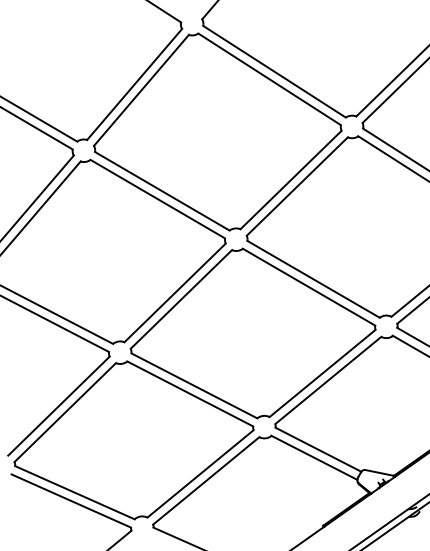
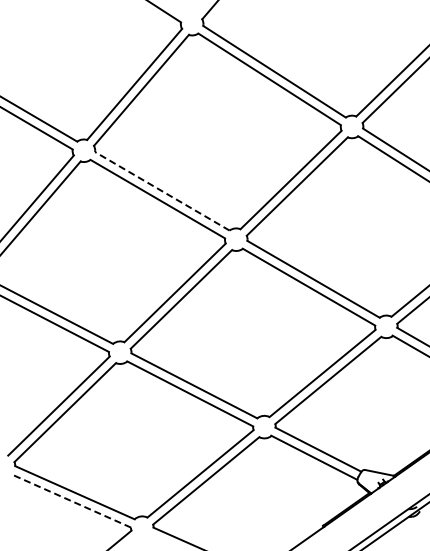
line: solid -> dashed (162, 191)
line: solid -> dashed (70, 500)
